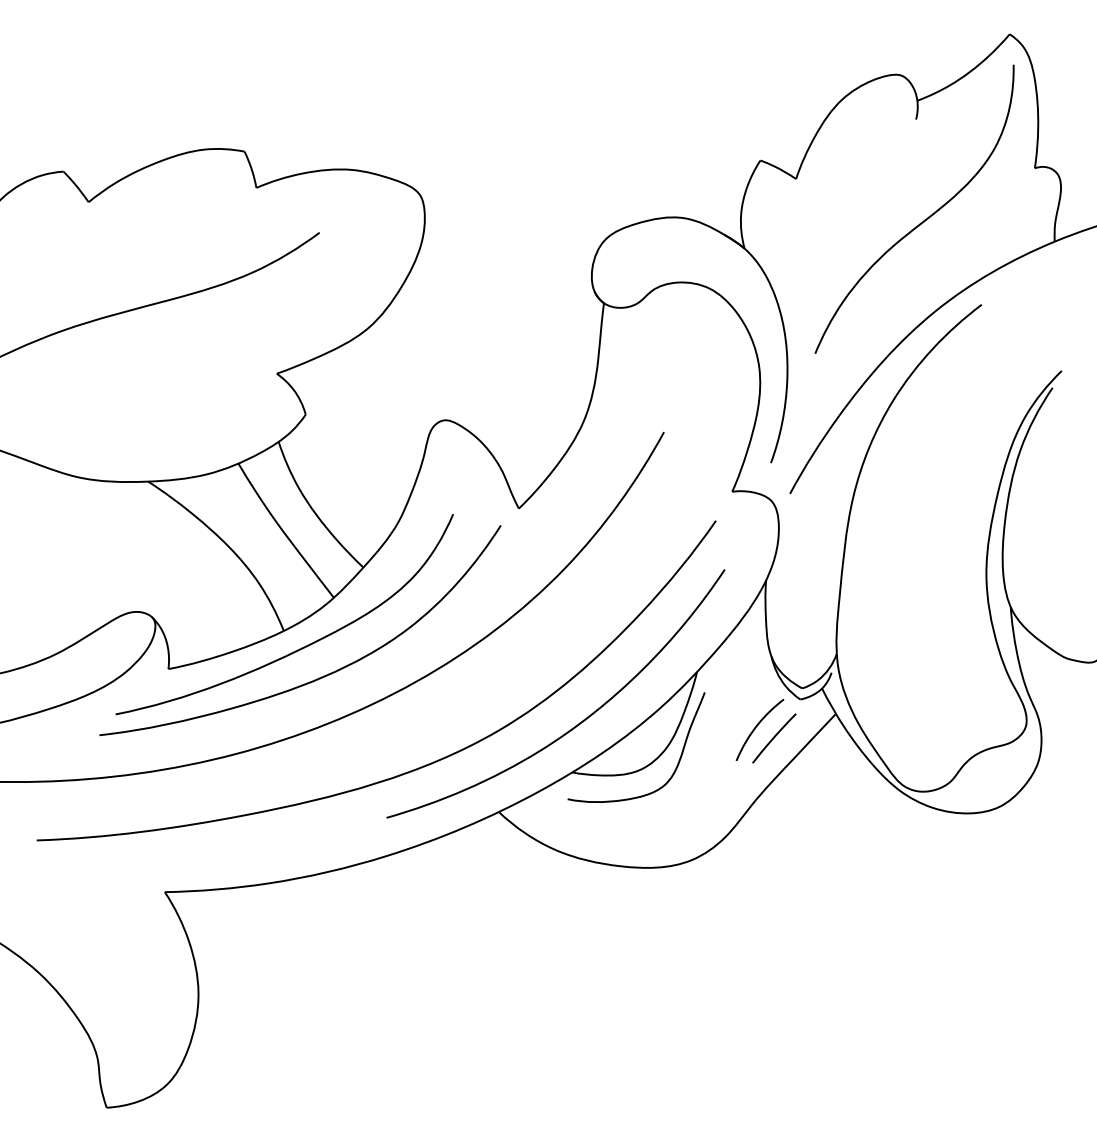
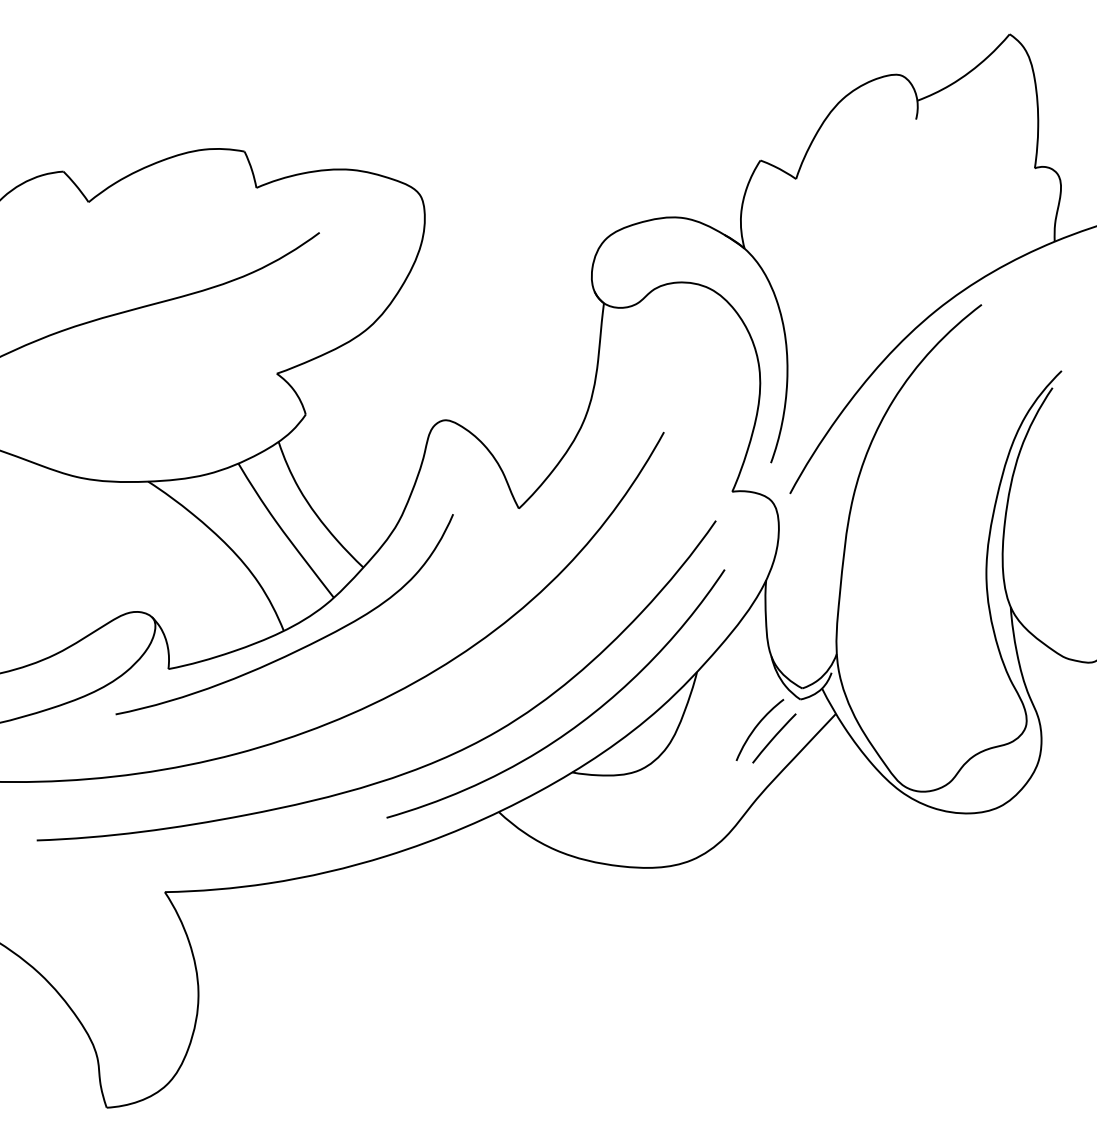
curve: present -> none (924, 219)
curve: present -> none (323, 675)
curve: present -> none (675, 767)
